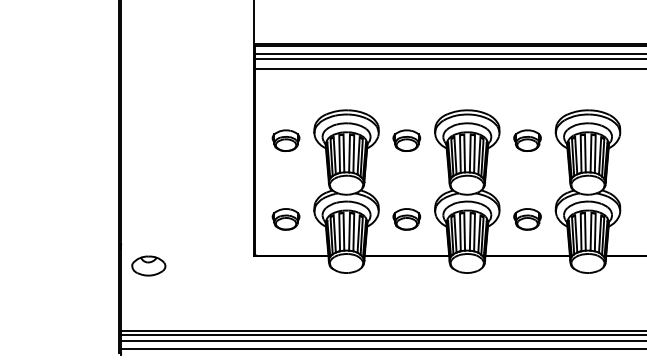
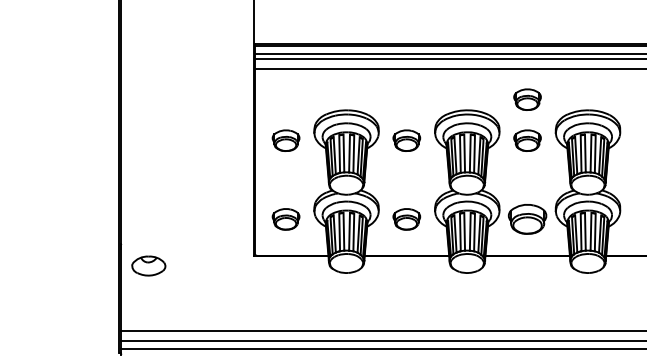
part: none -> present (527, 99)
part size: 29x23 px -> 41x31 px (527, 219)
line: present -> none (382, 335)
